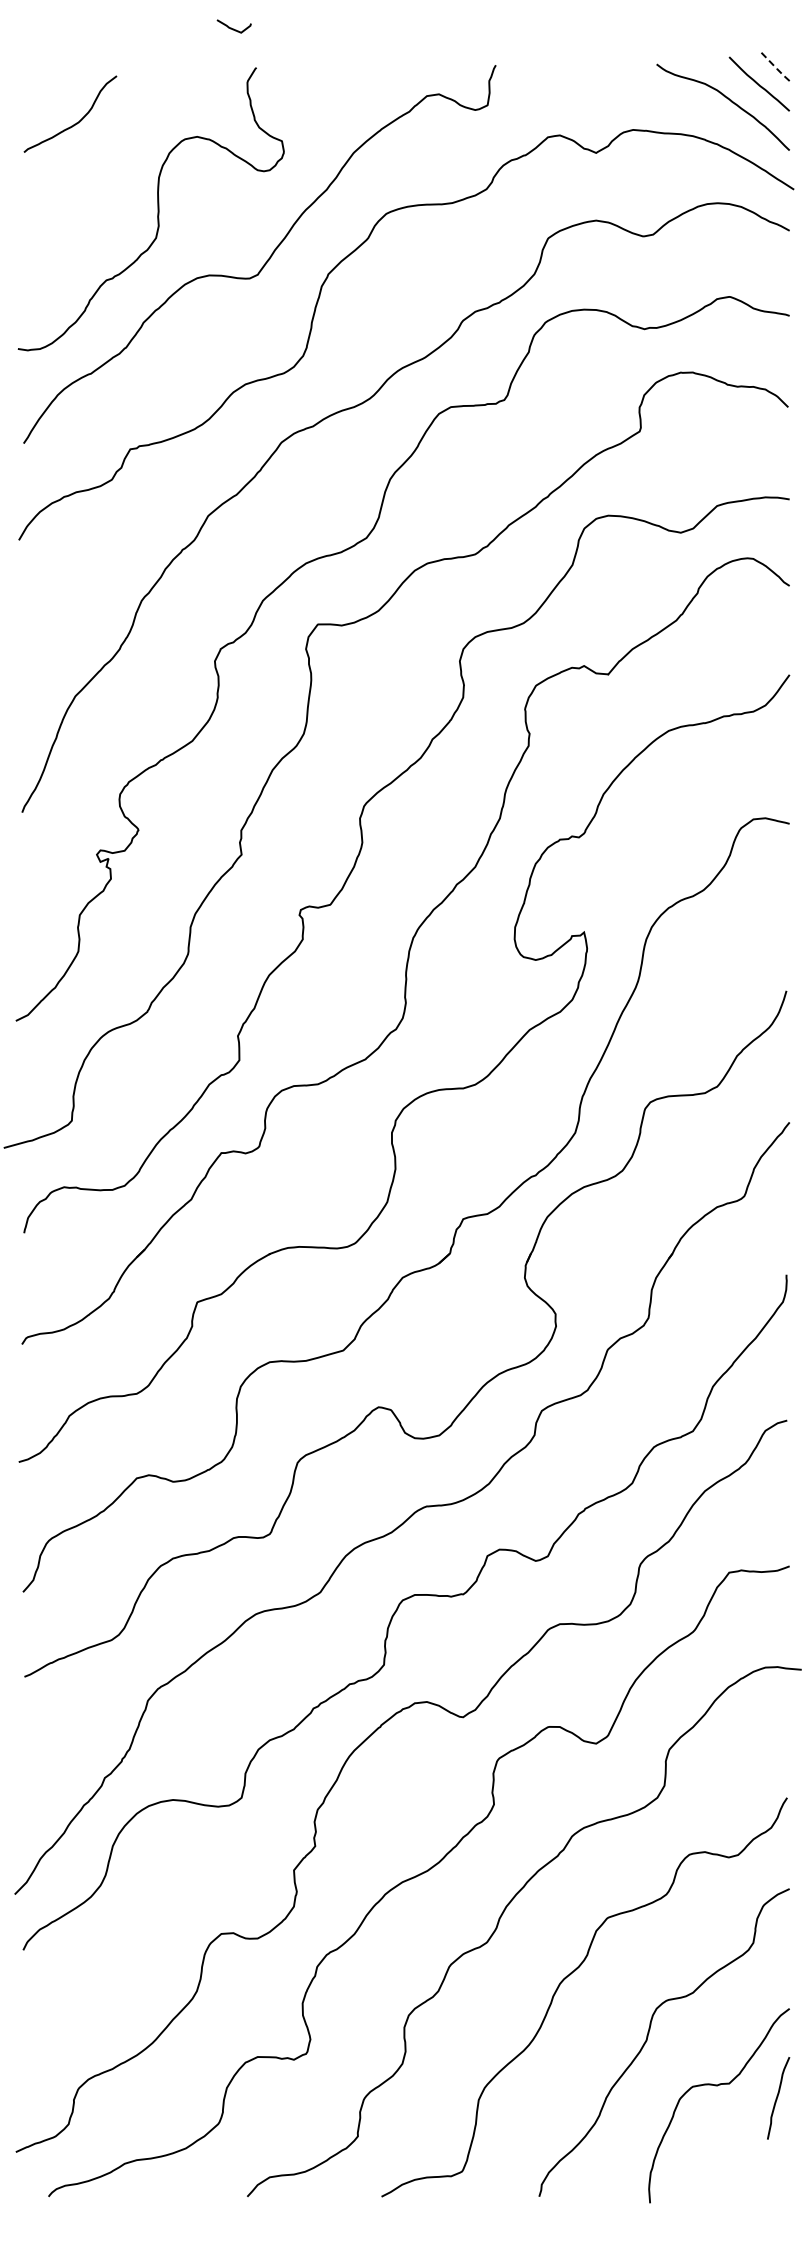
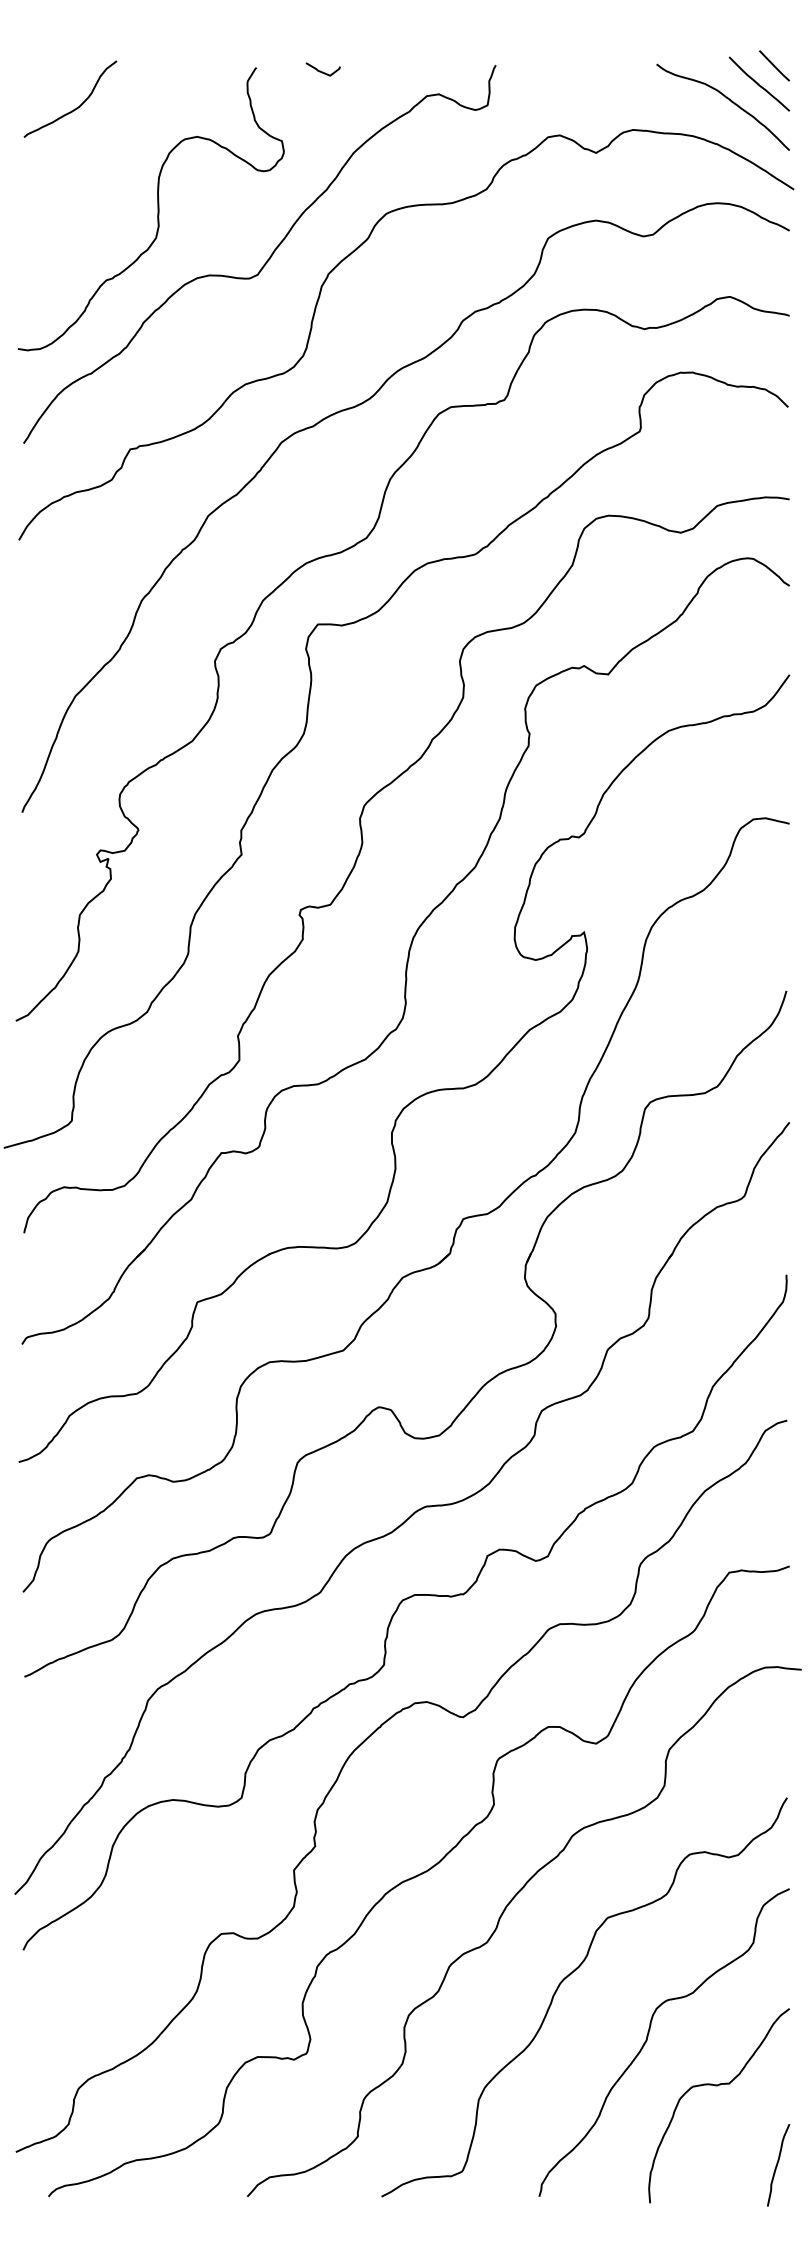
curve position: (233, 28) -> (322, 71) (322, 71)
line: dashed -> solid (774, 66)
curve position: (74, 123) -> (74, 108) (74, 108)
curve position: (778, 2097) -> (778, 2164) (778, 2164)
